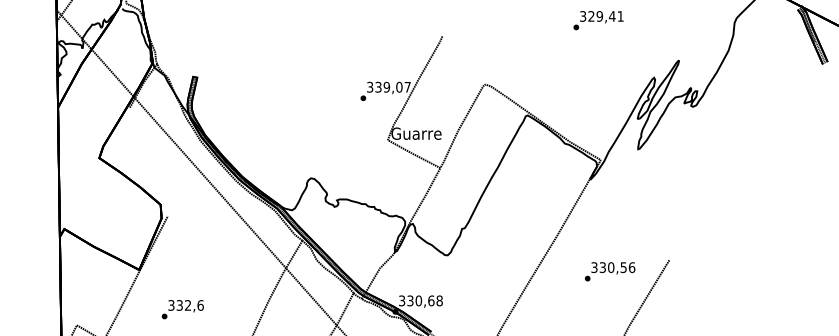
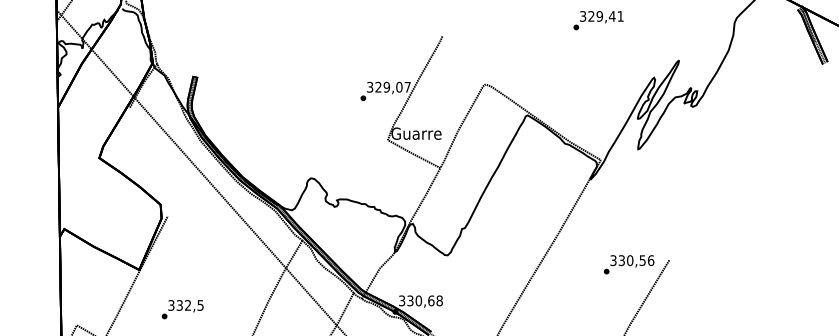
text: 339,07 -> 329,07 (378, 87)
text position: (609, 271) -> (628, 264) (628, 264)
text: 332,6 -> 332,5 (200, 305)
